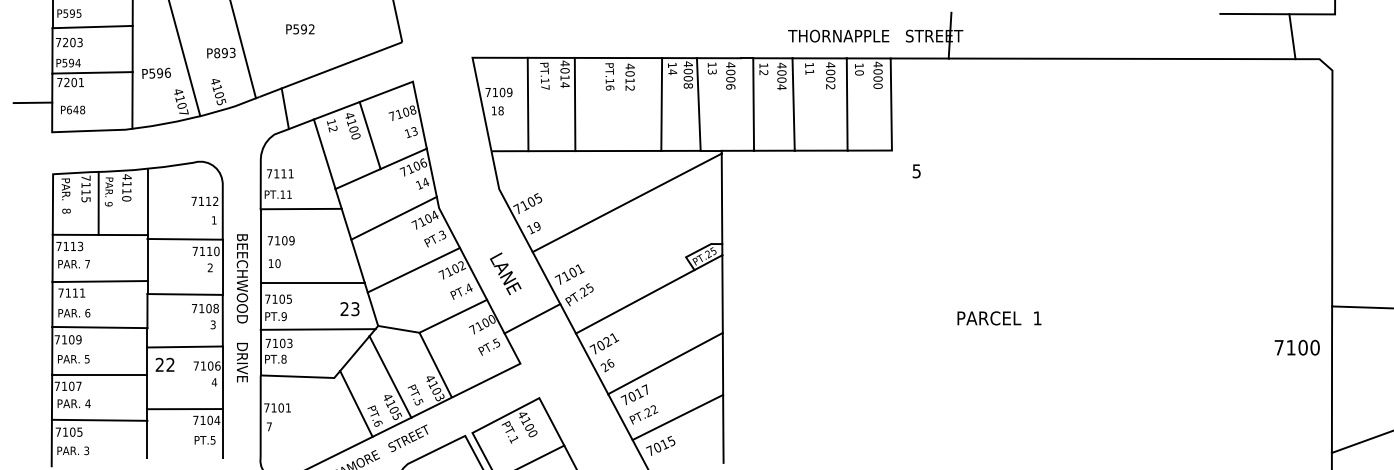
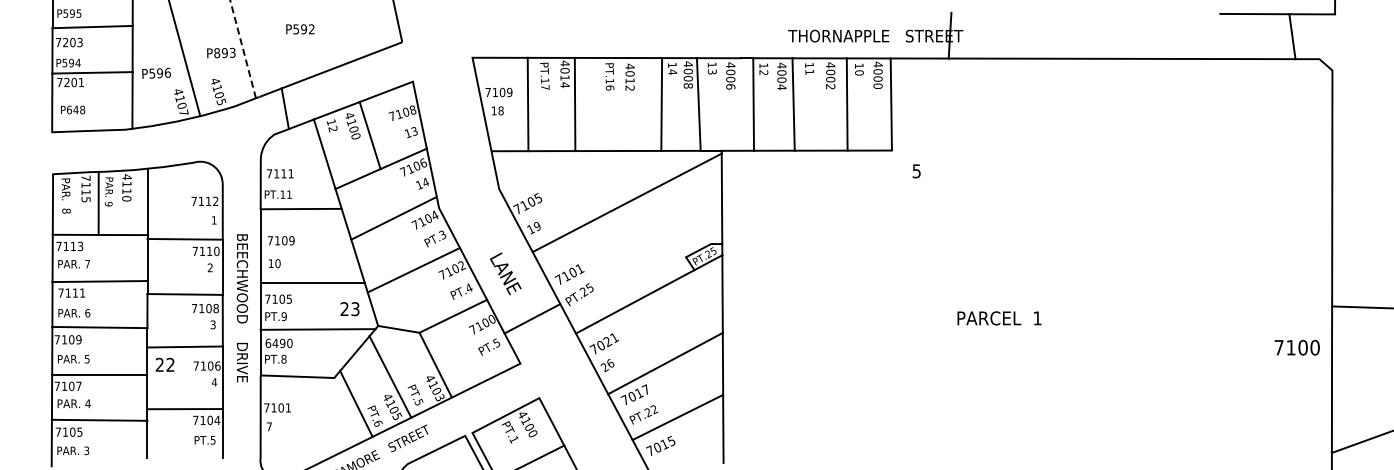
line: solid -> dashed (243, 49)
line: present -> none (32, 102)
text: 7103 -> 6490 (278, 343)
